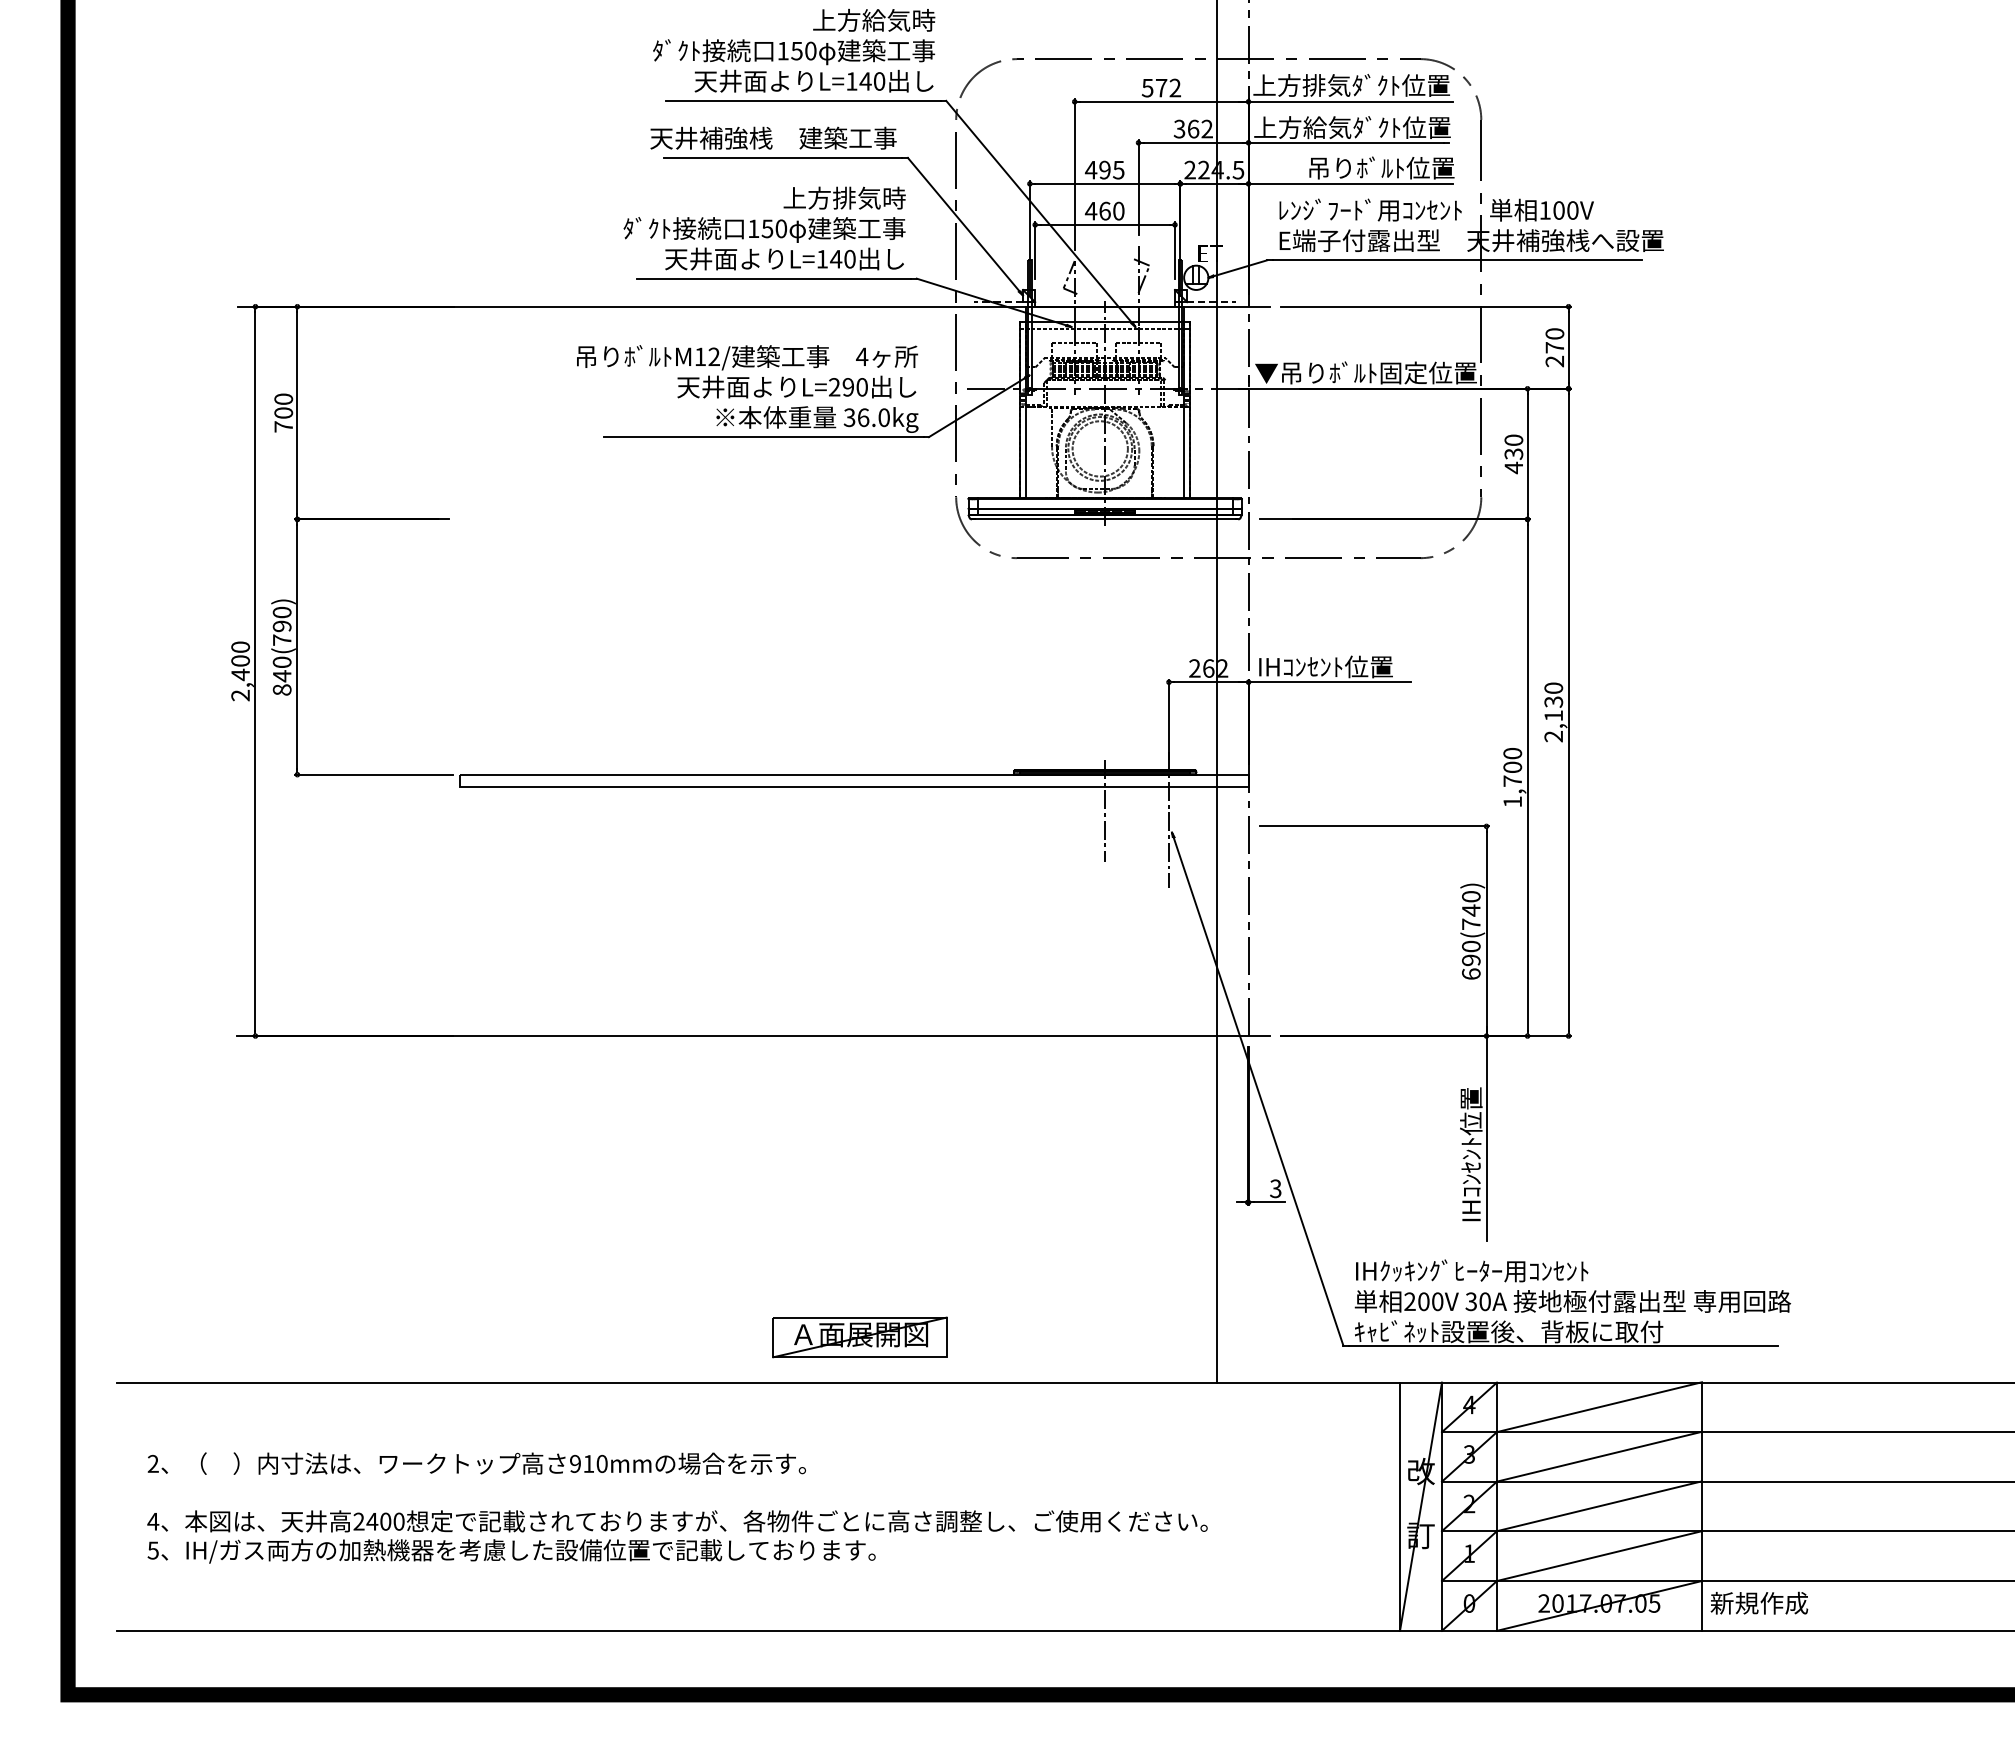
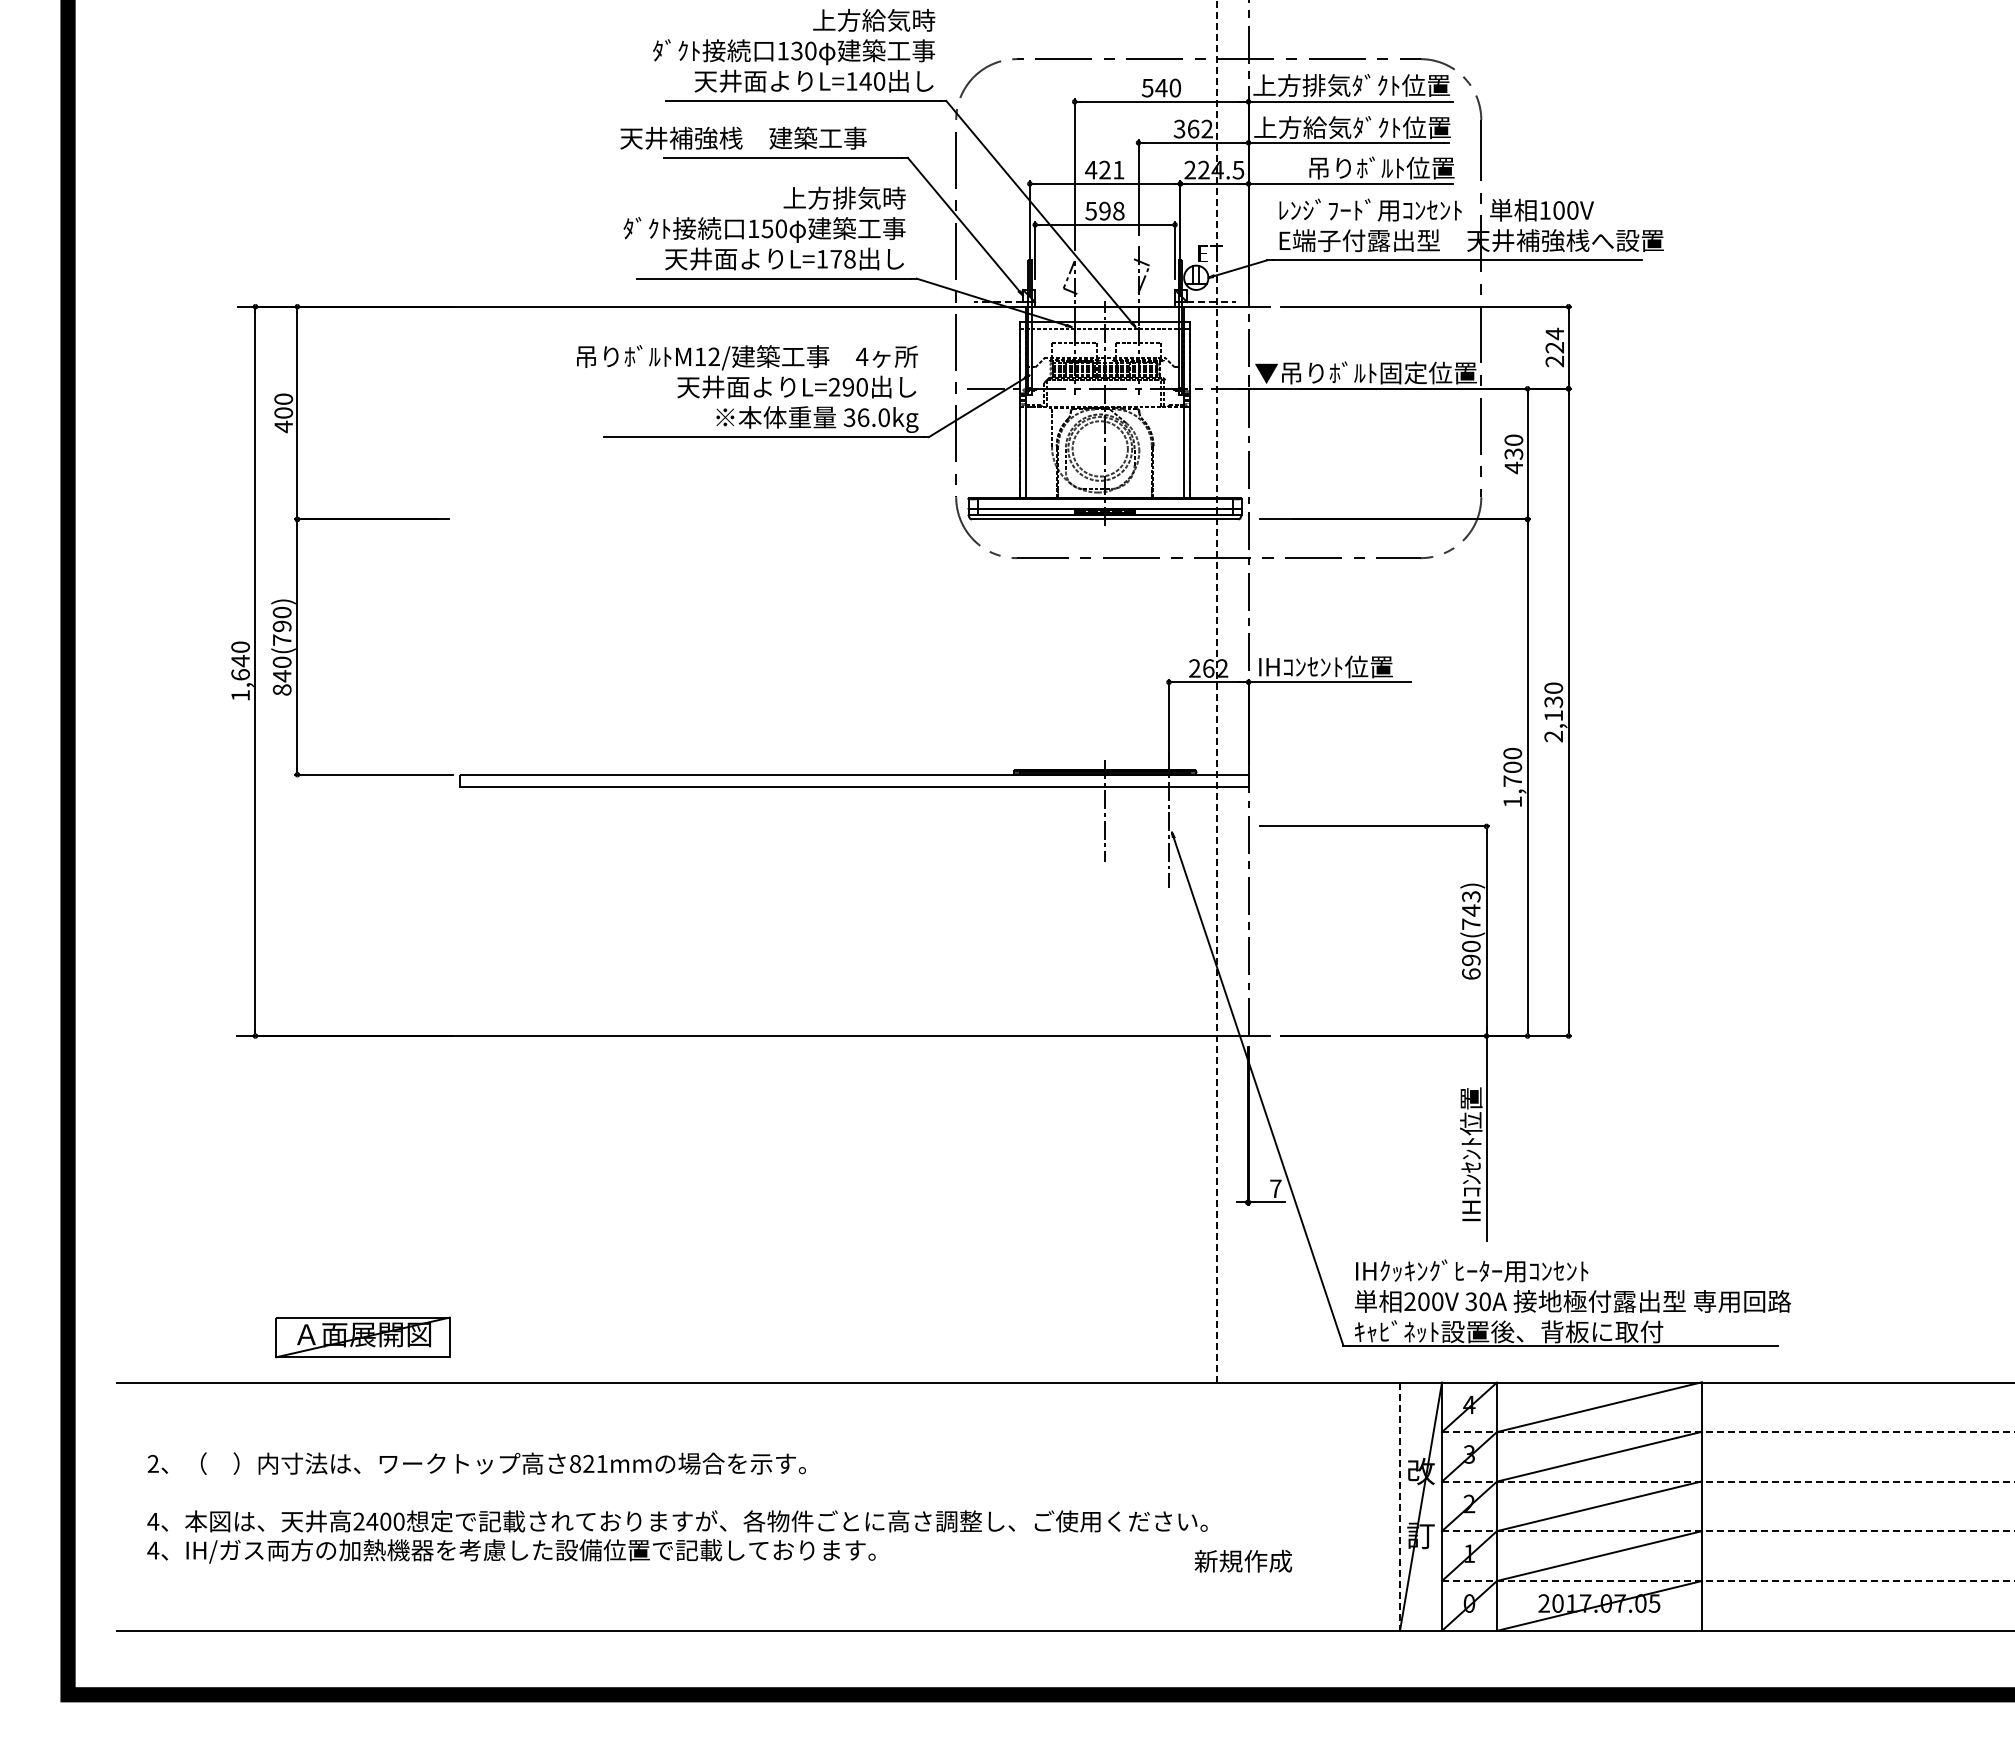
text: 150 -> 130 (796, 50)
text: 572 -> 540 (1168, 87)
text position: (773, 137) -> (743, 137) (743, 137)
text: 495 -> 421 (1111, 170)
text: 460 -> 598 (1104, 210)
text: L=140 -> L=178 (842, 259)
text: 270 -> 224 (1554, 340)
text: 700 -> 400 (283, 426)
text: 2,400 -> 1,640 (240, 677)
line: solid -> dashed (1217, 691)
text: 690(740) -> 690(743) (1471, 896)
text: 3 -> 7 (1275, 1188)
part position: (859, 1337) -> (362, 1337) (362, 1337)
line: solid -> dashed (1728, 1432)
text: 910mm -> 821mm (588, 1463)
line: solid -> dashed (1728, 1481)
line: solid -> dashed (1400, 1507)
line: solid -> dashed (1728, 1531)
text: 5 -> 4 (153, 1550)
line: solid -> dashed (1728, 1581)
text position: (1759, 1602) -> (1243, 1560) (1243, 1560)
